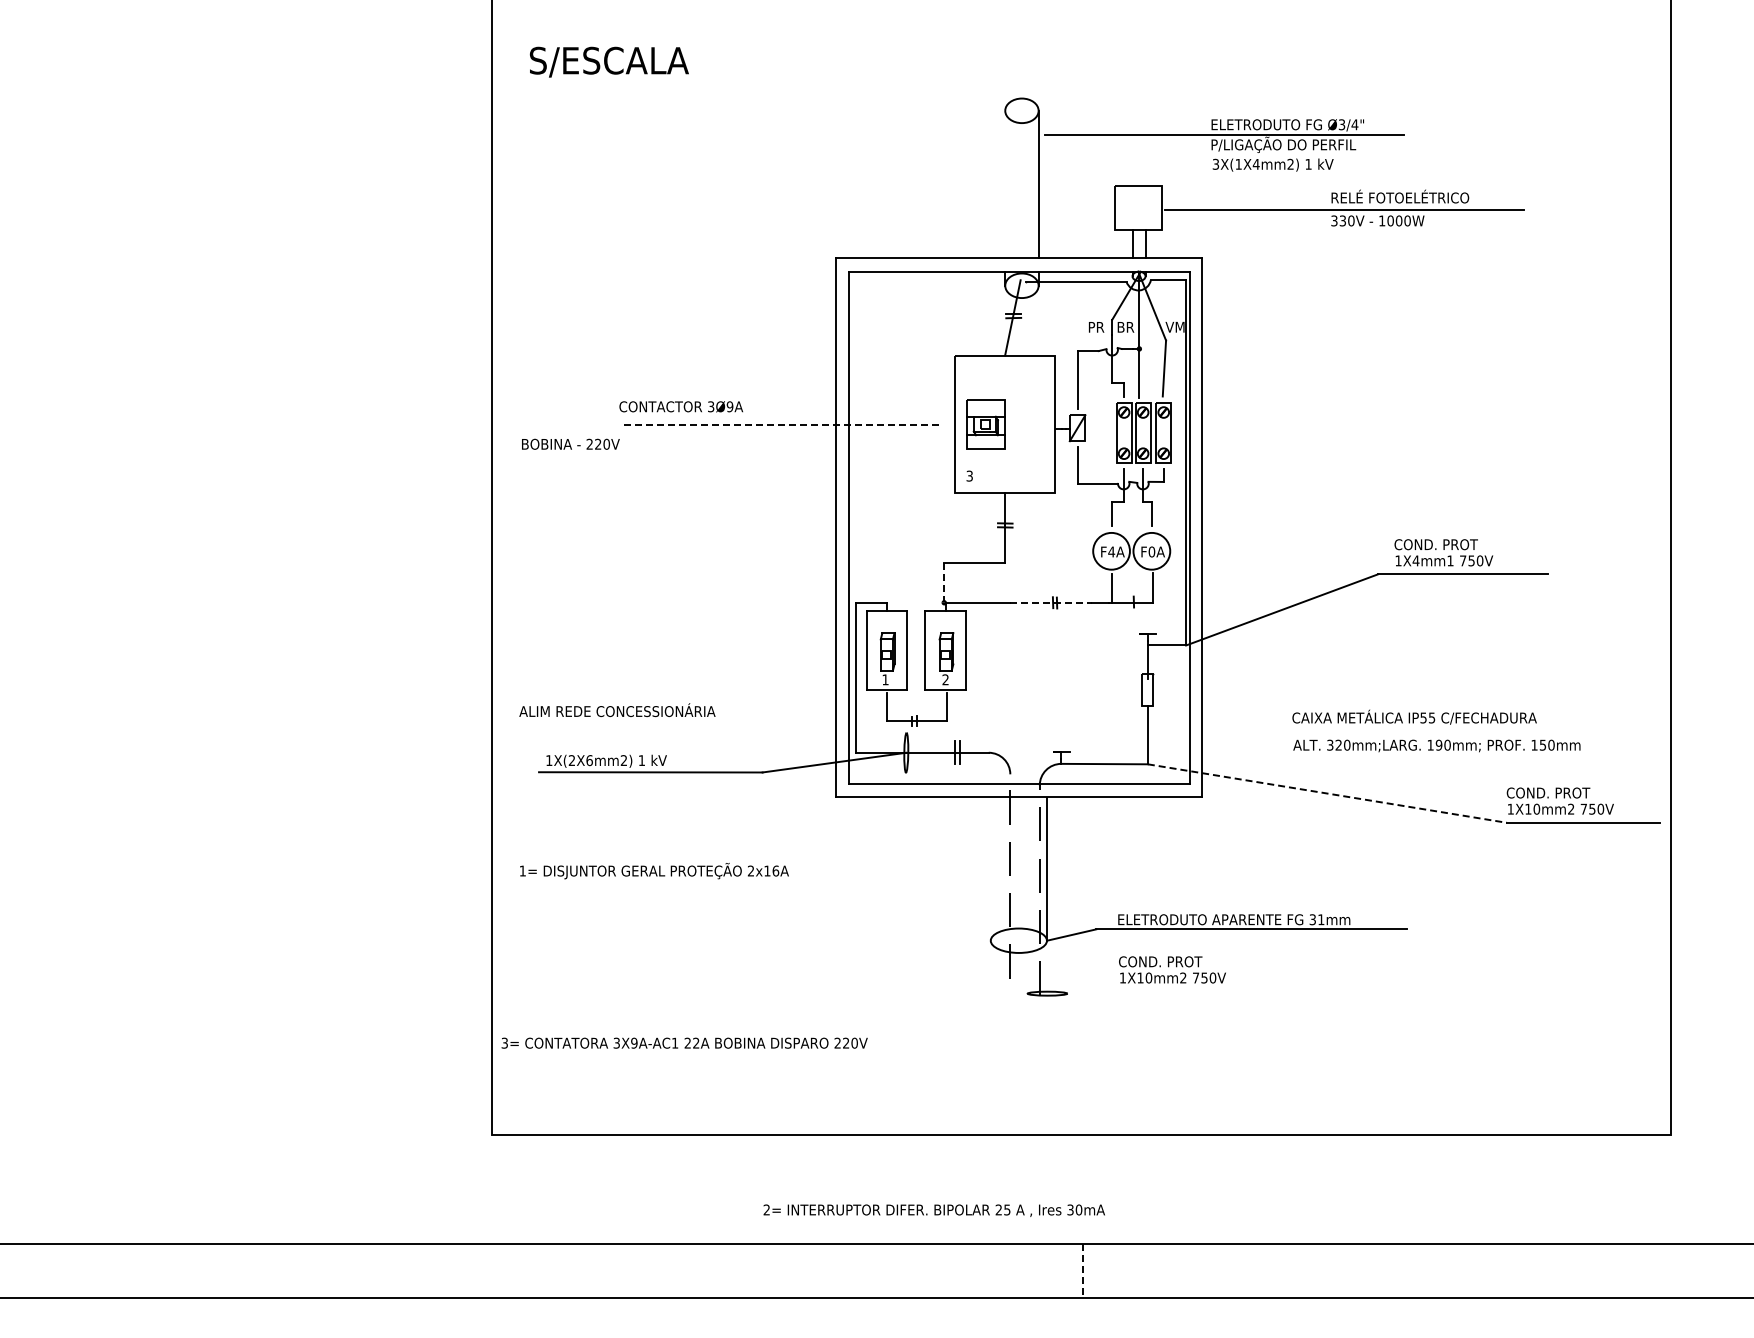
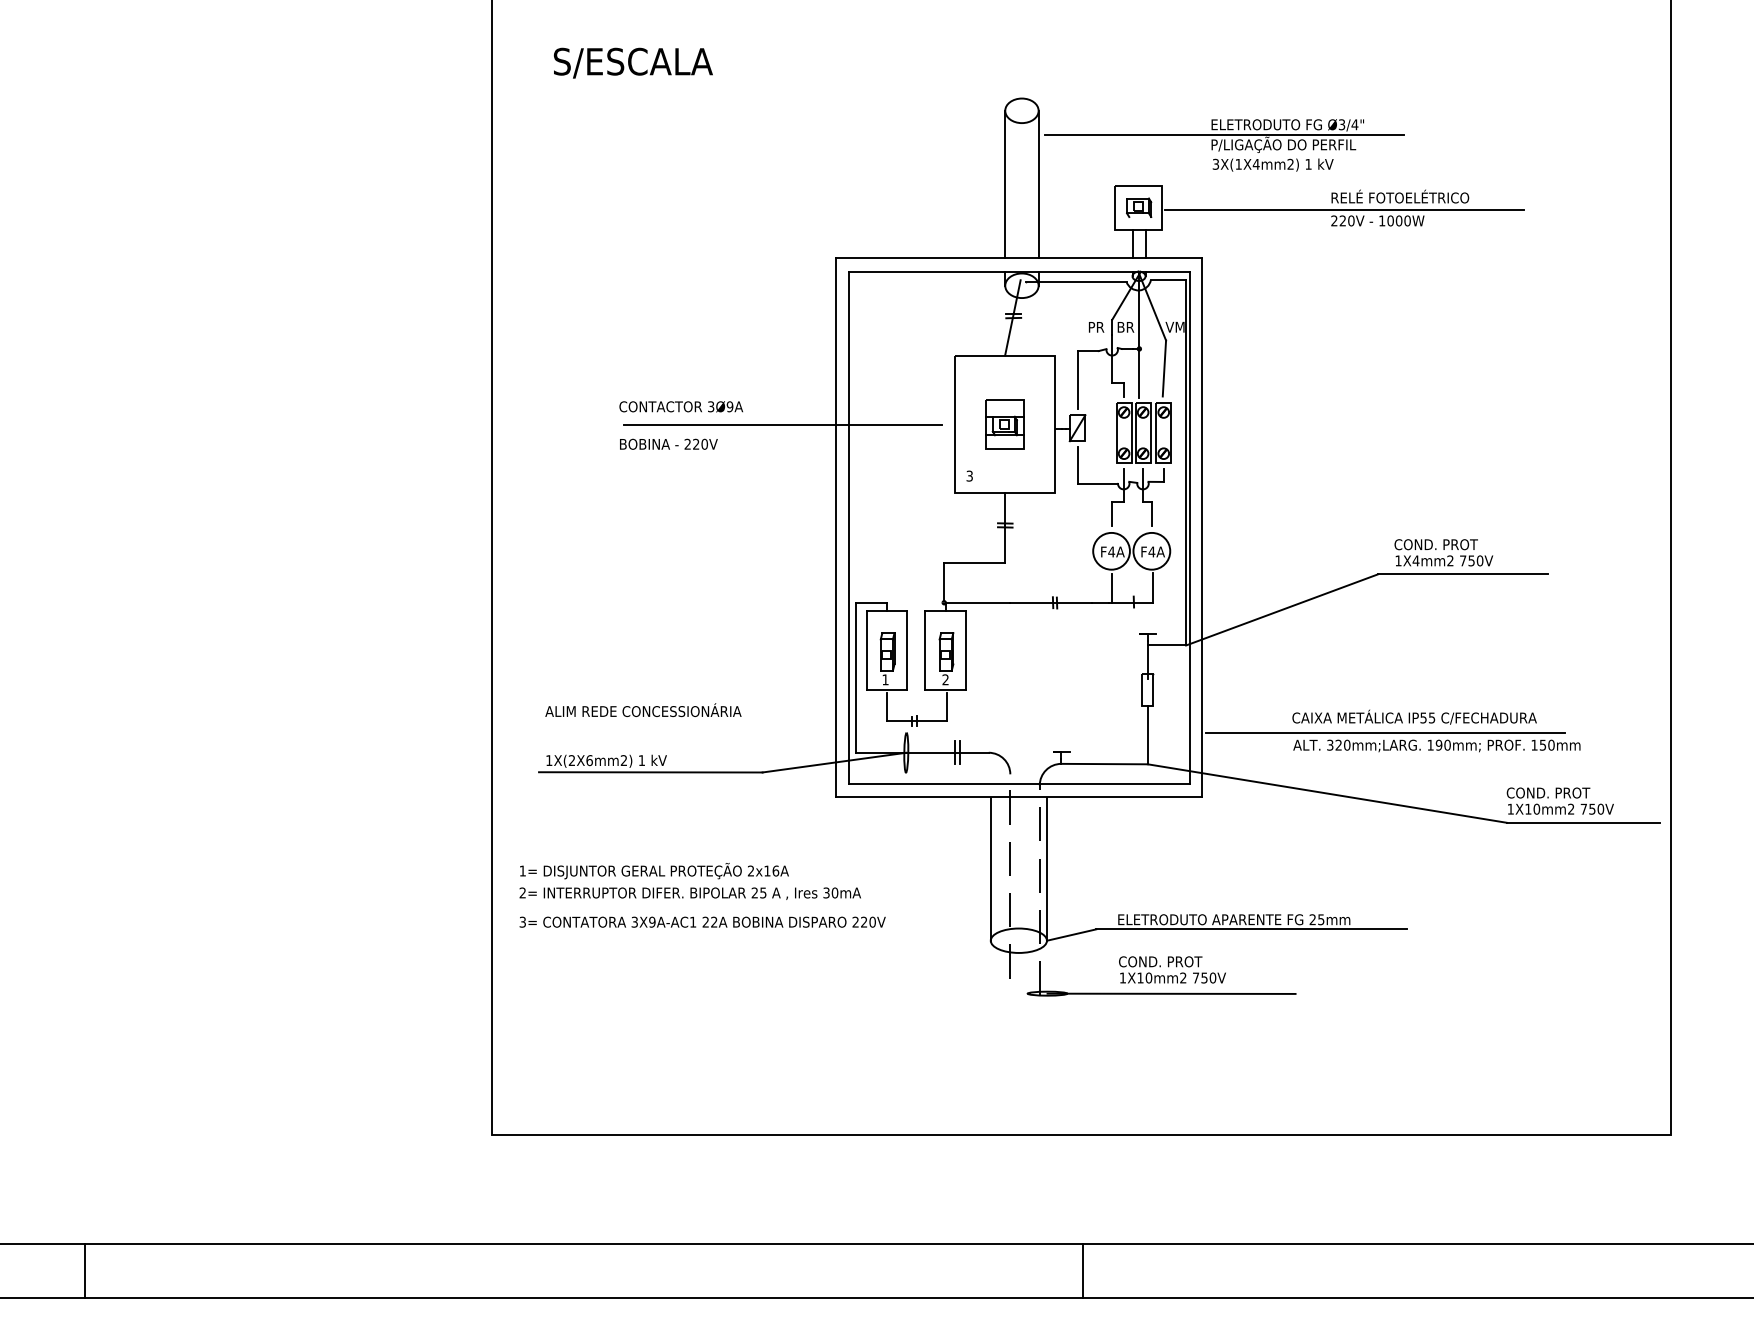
text position: (608, 61) -> (632, 62) (632, 62)
line: none -> present (1005, 184)
part: none -> present (1139, 207)
text: 330V -> 220V (1338, 221)
line: dashed -> solid (783, 424)
part position: (985, 424) -> (1004, 424) (1004, 424)
text position: (570, 443) -> (668, 443) (668, 443)
text: F0A -> F4A (1151, 551)
text: 1X4mm1 -> 1X4mm2 (1450, 560)
line: dashed -> solid (944, 582)
line: dashed -> solid (1051, 602)
text position: (617, 710) -> (643, 710) (643, 710)
line: none -> present (1385, 732)
line: dashed -> solid (1327, 793)
line: none -> present (990, 868)
text: 31mm -> 25mm (1316, 919)
line: none -> present (1171, 993)
text position: (684, 1042) -> (702, 921) (702, 921)
text position: (933, 1210) -> (689, 893) (689, 893)
line: none -> present (85, 1271)
line: dashed -> solid (1082, 1271)
